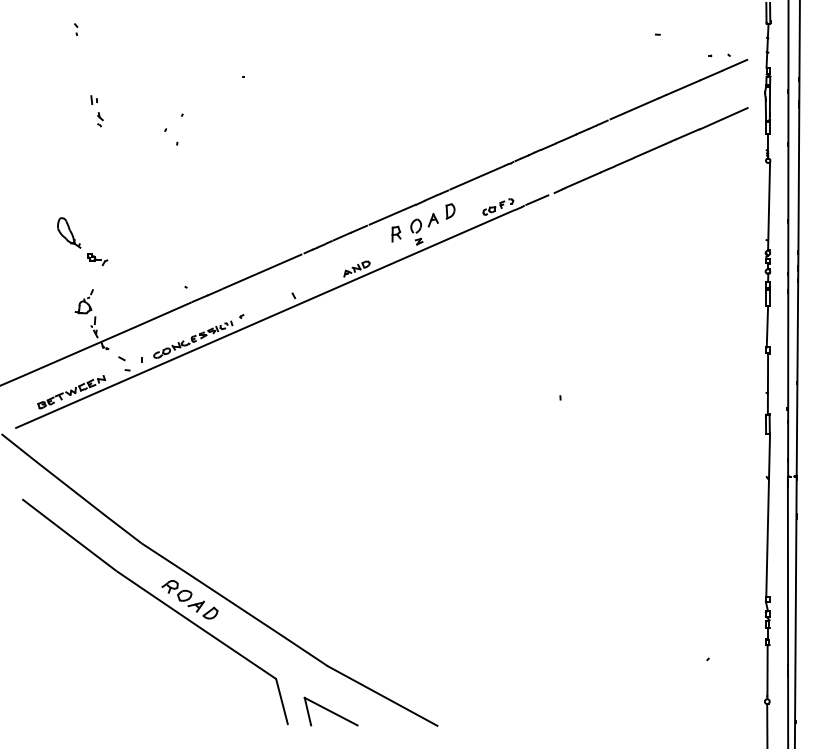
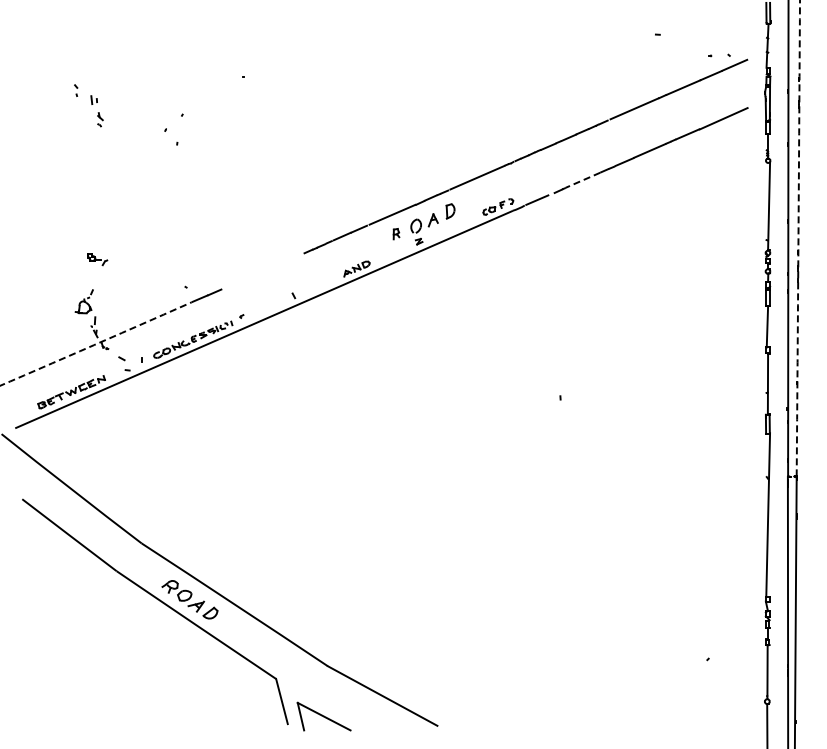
part position: (76, 29) -> (76, 90) (76, 90)
line: solid -> dashed (582, 180)
part: present -> none (69, 232)
part size: 11x18 px -> 9x13 px (396, 234)
arc: solid -> dashed (798, 238)
line: present -> none (262, 271)
arc: solid -> dashed (95, 344)
part position: (330, 711) -> (323, 716) (323, 716)
